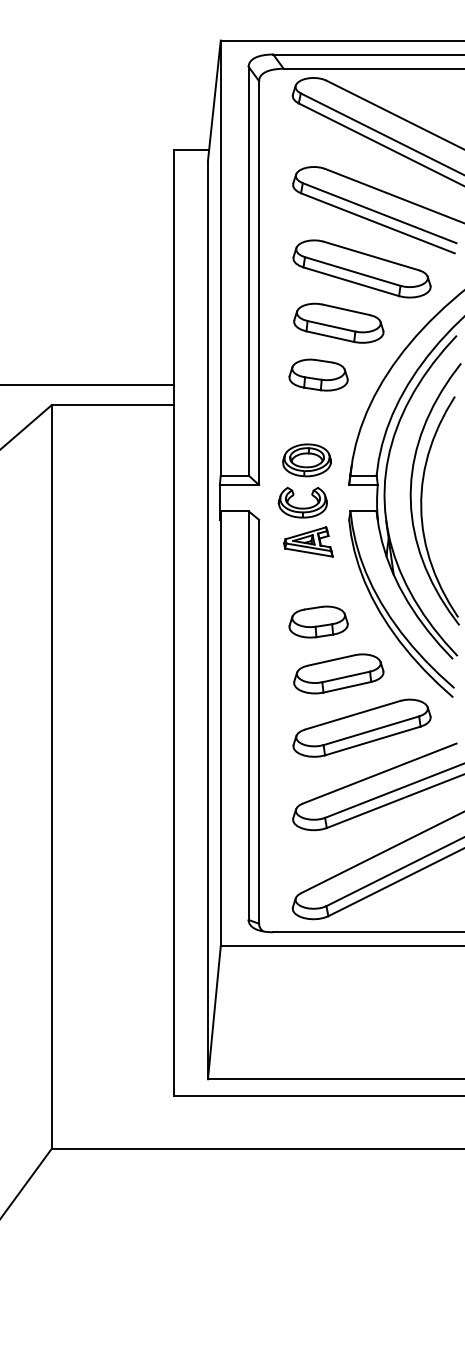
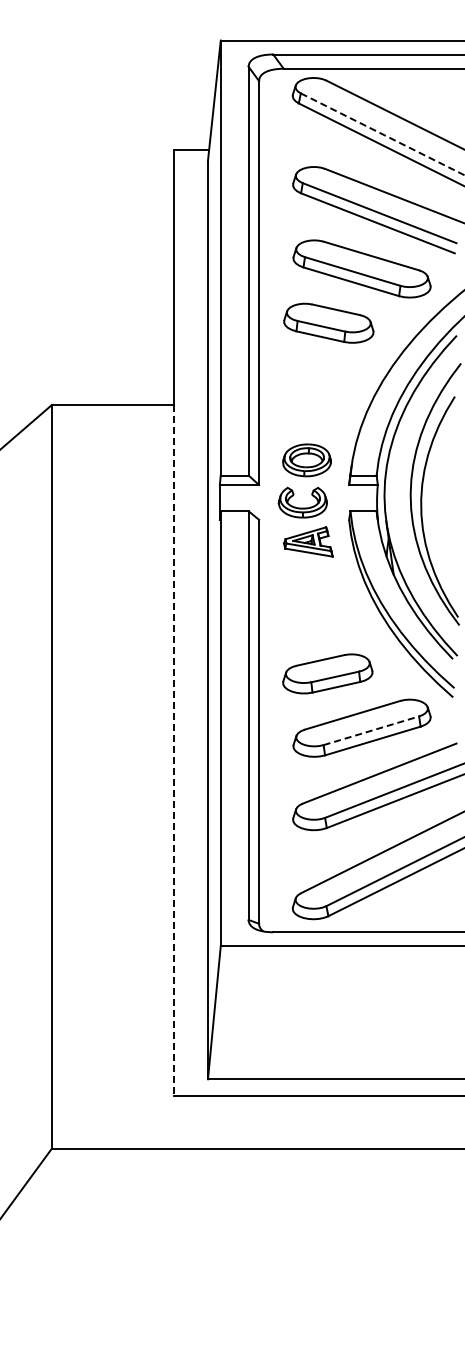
line: solid -> dashed (383, 134)
part position: (338, 322) -> (328, 322) (328, 322)
part: present -> none (318, 374)
line: present -> none (87, 385)
part: present -> none (318, 621)
part position: (338, 673) -> (327, 673) (327, 673)
line: solid -> dashed (371, 730)
line: solid -> dashed (173, 750)
